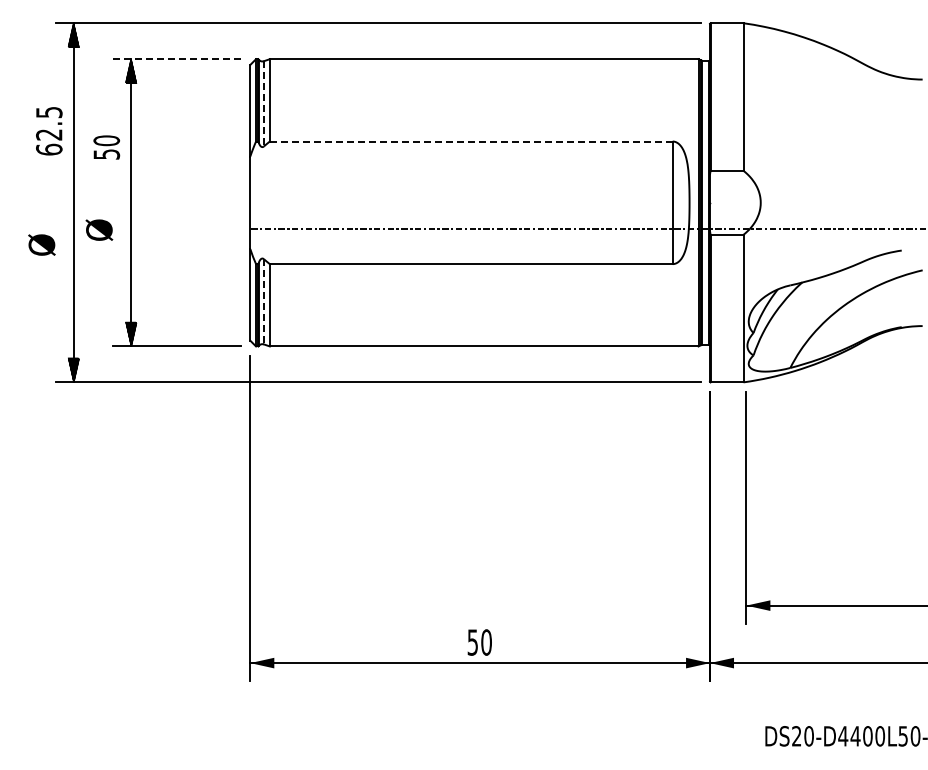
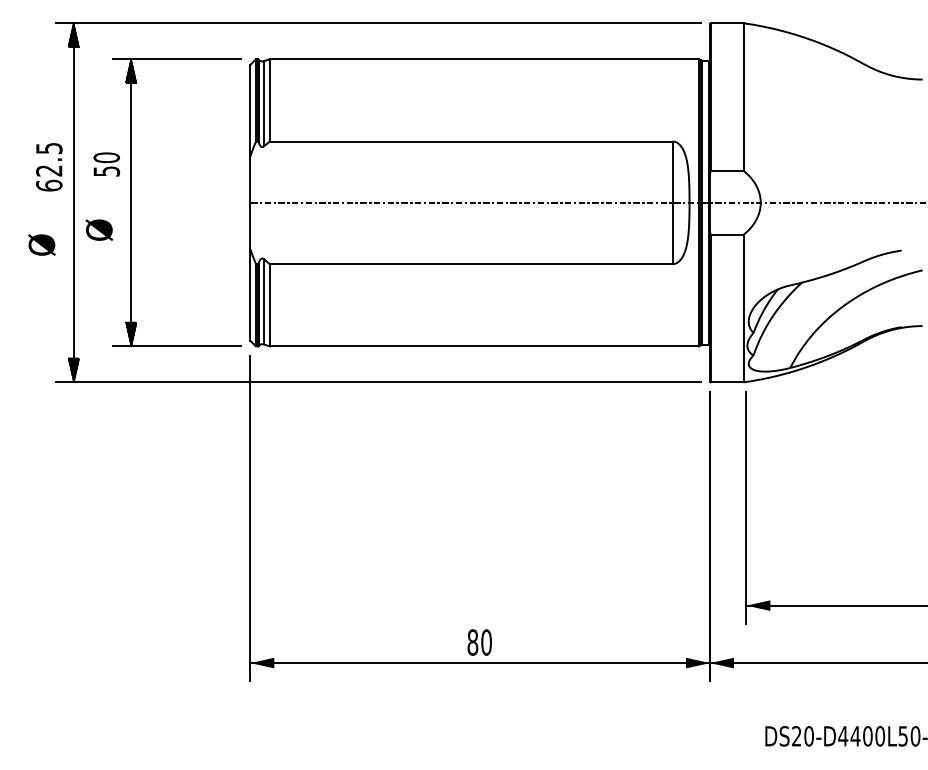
line: dashed -> solid (176, 59)
line: dashed -> solid (263, 103)
text position: (49, 131) -> (49, 167) (49, 167)
line: dashed -> solid (471, 141)
text position: (106, 147) -> (106, 164) (106, 164)
line position: (587, 228) -> (587, 202) (587, 202)
line: dashed -> solid (263, 301)
text: 50 -> 80 (472, 642)
